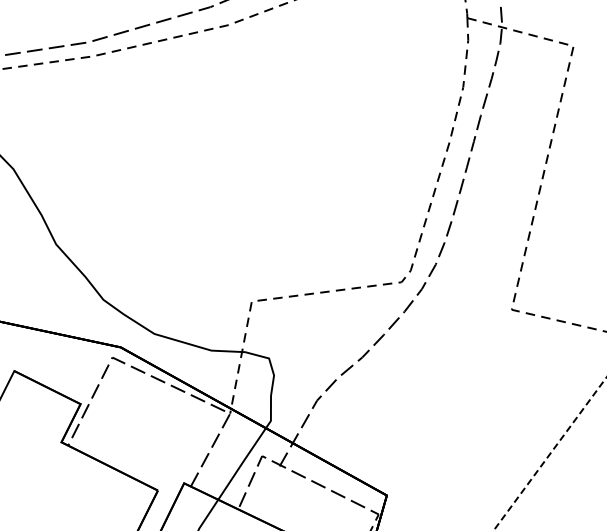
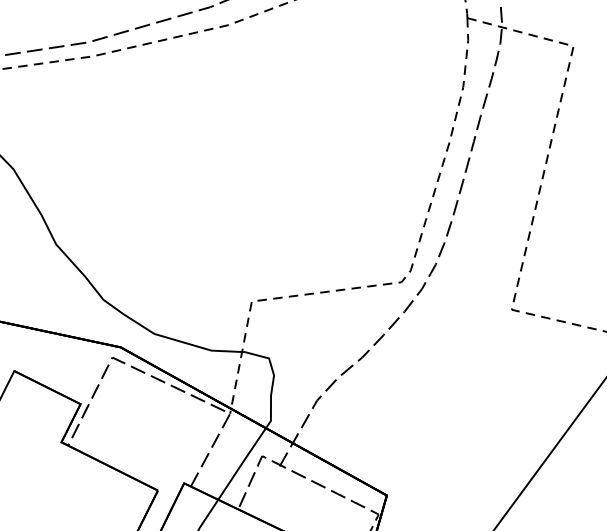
line: dashed -> solid (549, 454)
